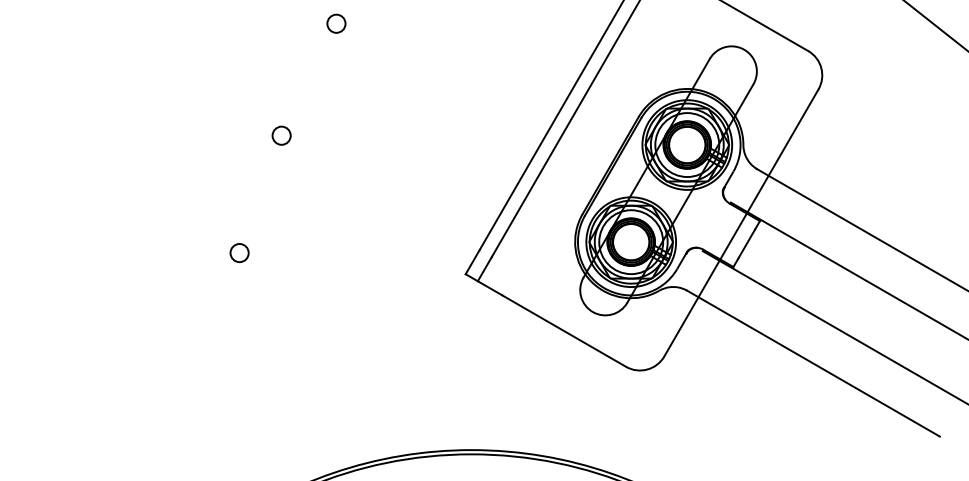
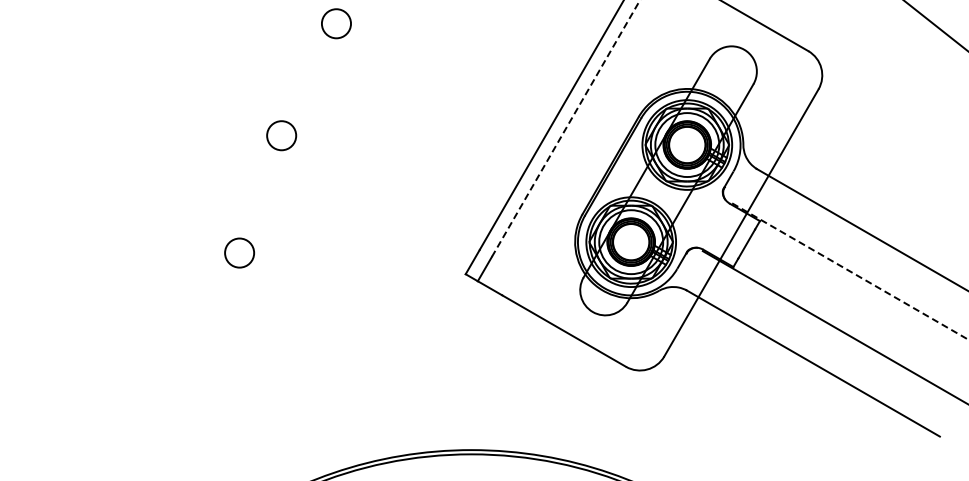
circle diameter: 18 px -> 29 px (336, 23)
line: solid -> dashed (566, 128)
circle diameter: 18 px -> 29 px (281, 135)
circle diameter: 18 px -> 29 px (239, 252)
line: solid -> dashed (849, 271)
